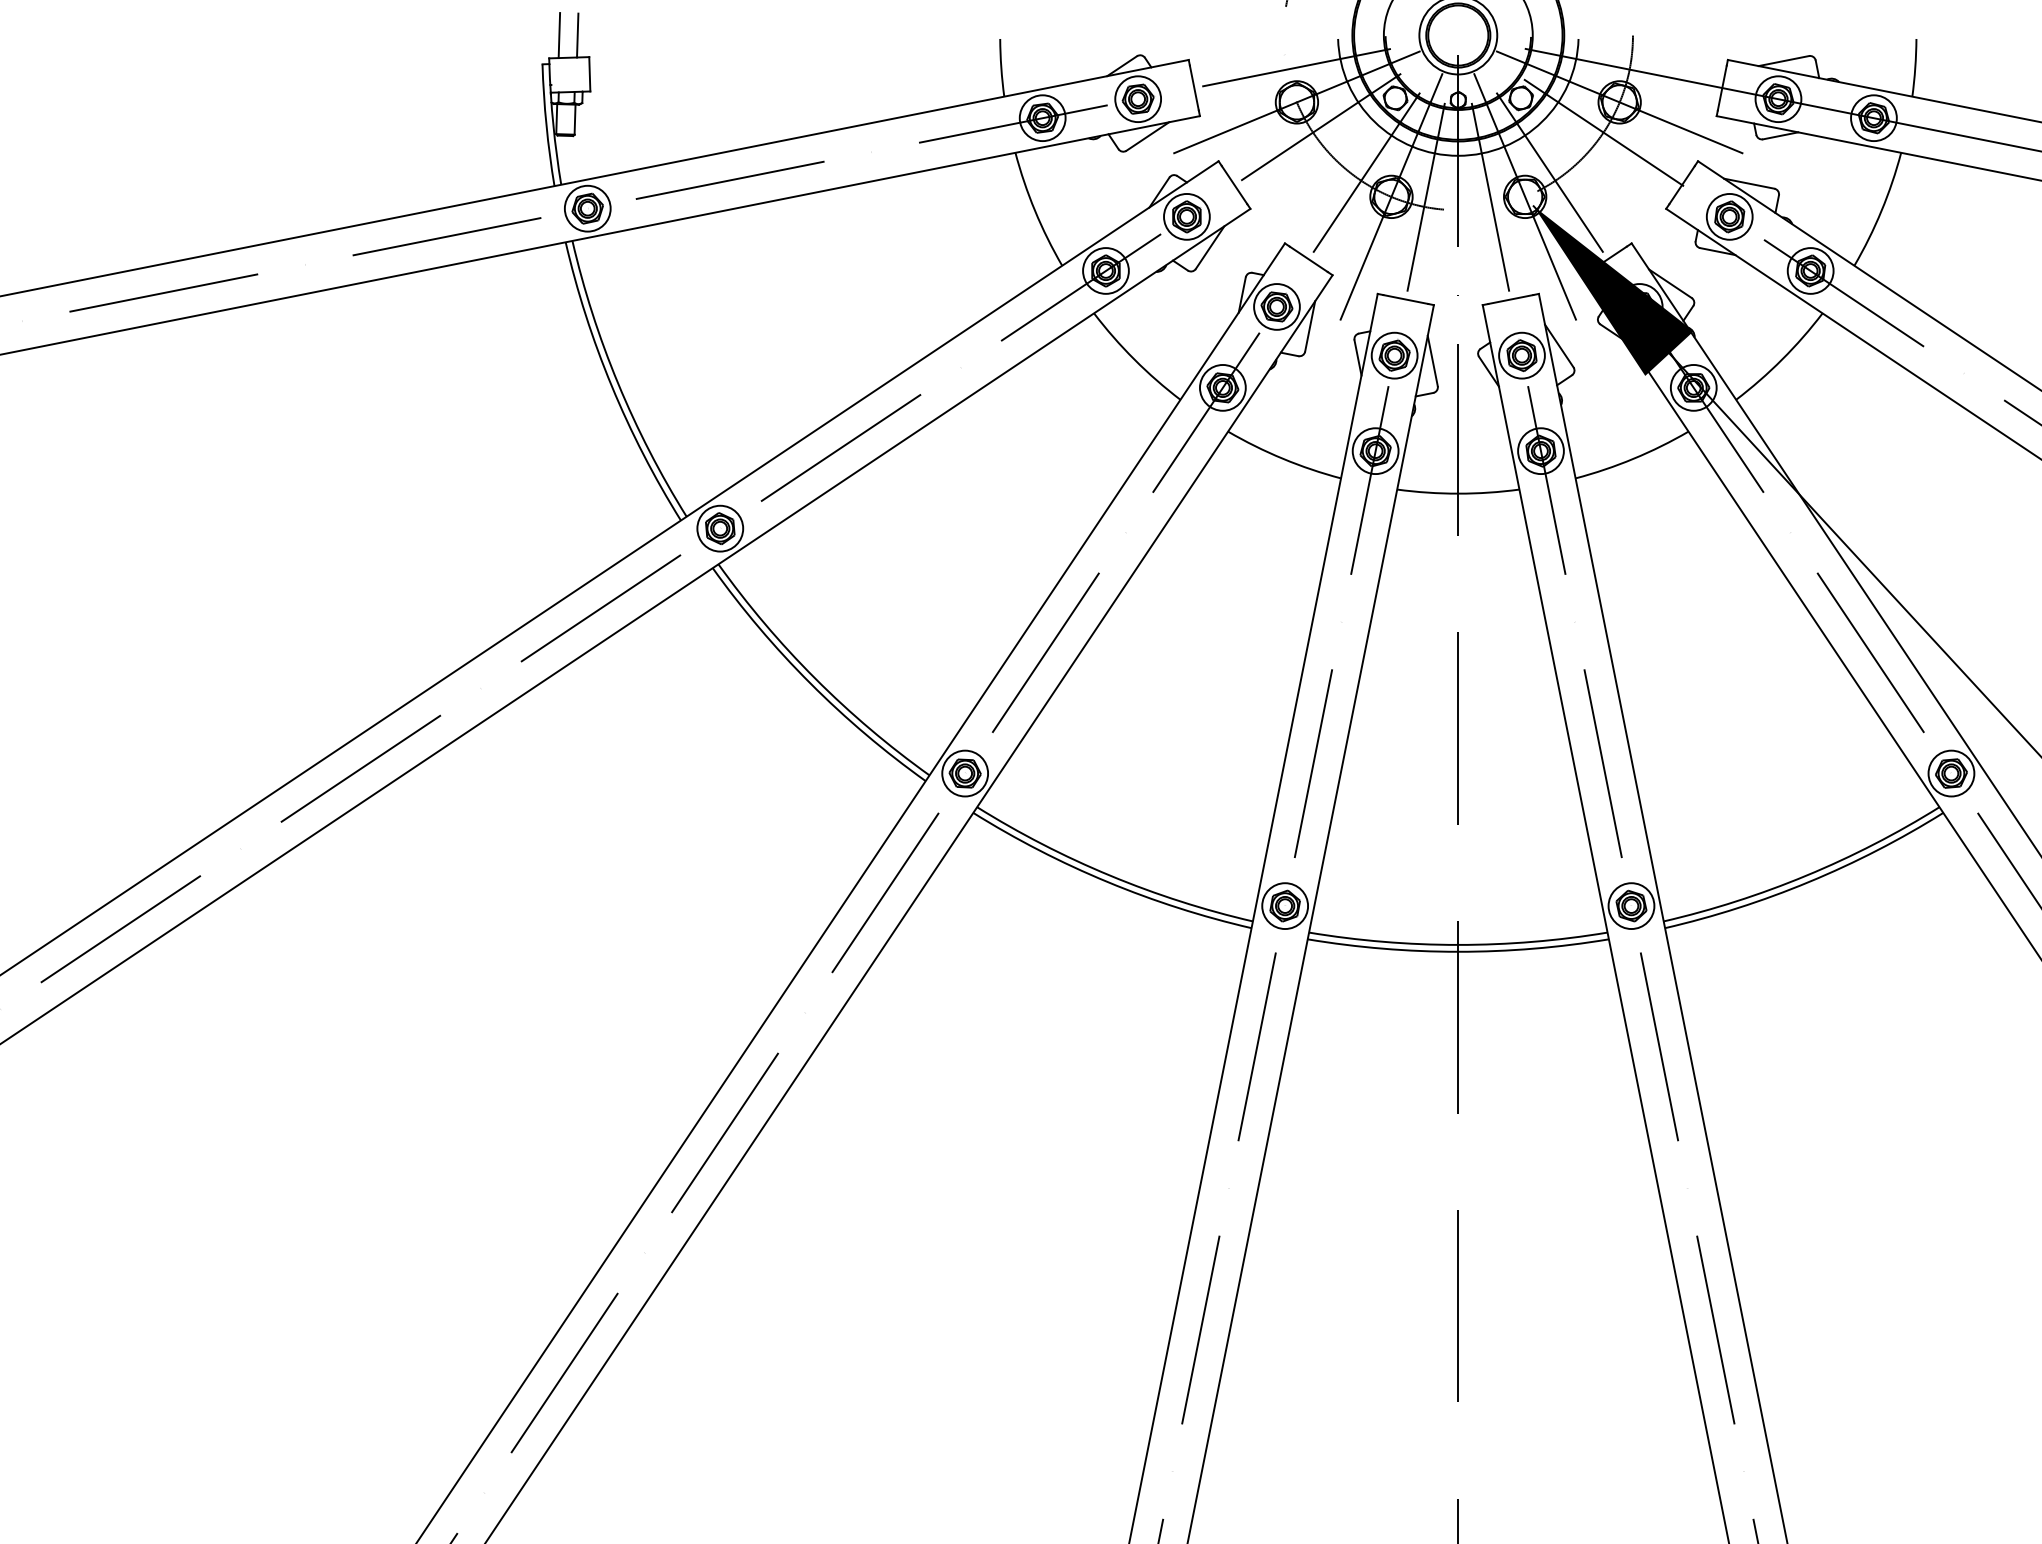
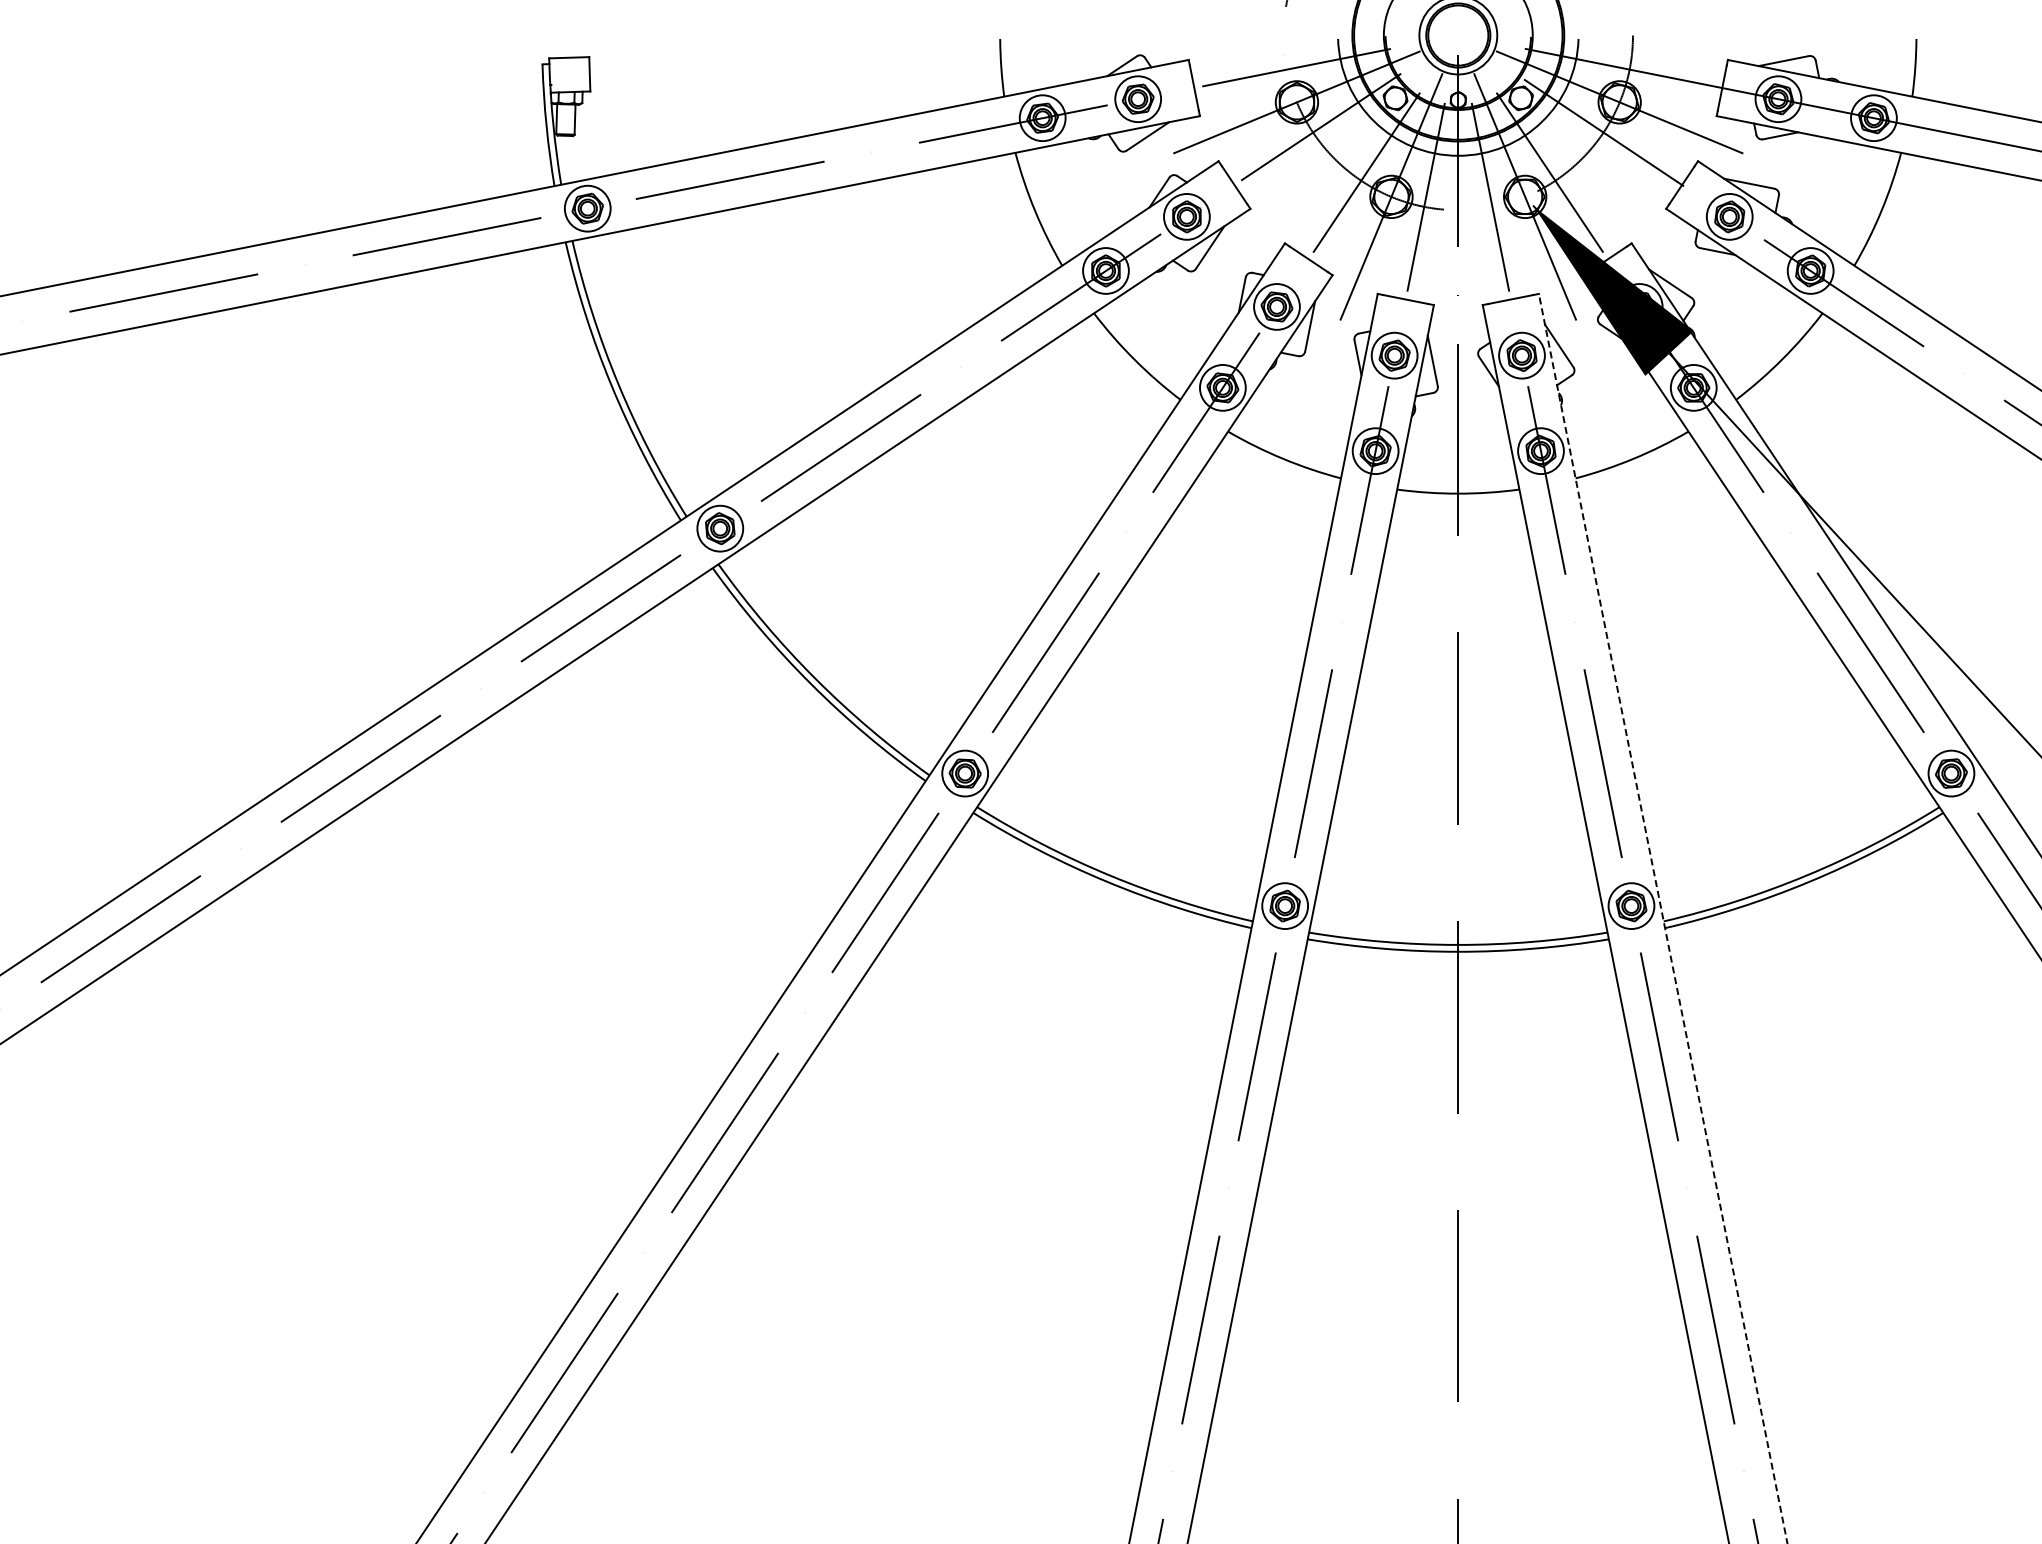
line: present -> none (559, 35)
line: present -> none (577, 35)
line: solid -> dashed (1663, 918)
